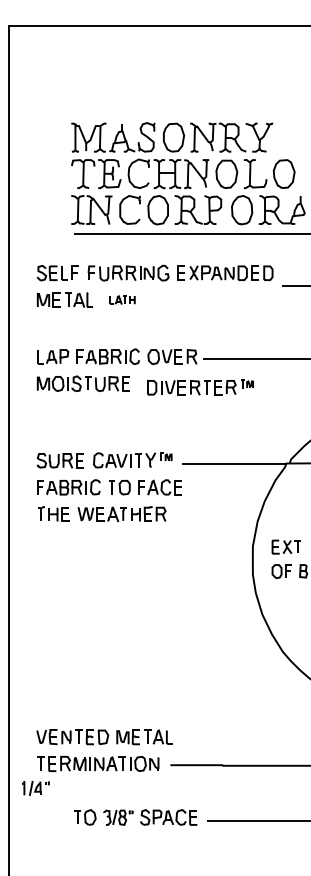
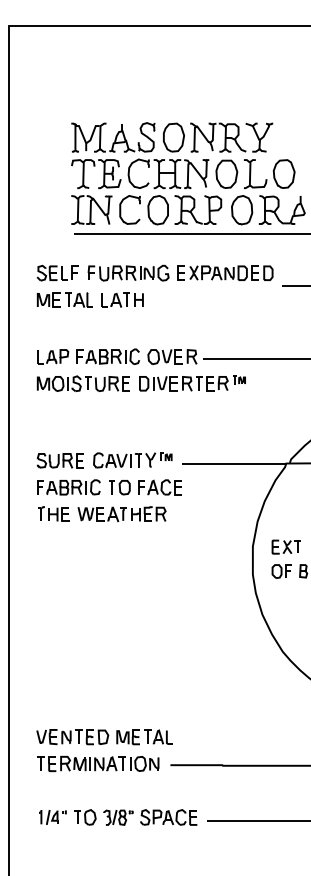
part size: 27x10 px -> 43x16 px (122, 299)
part position: (200, 387) -> (192, 383) (192, 383)
part position: (35, 788) -> (52, 817) (52, 817)
